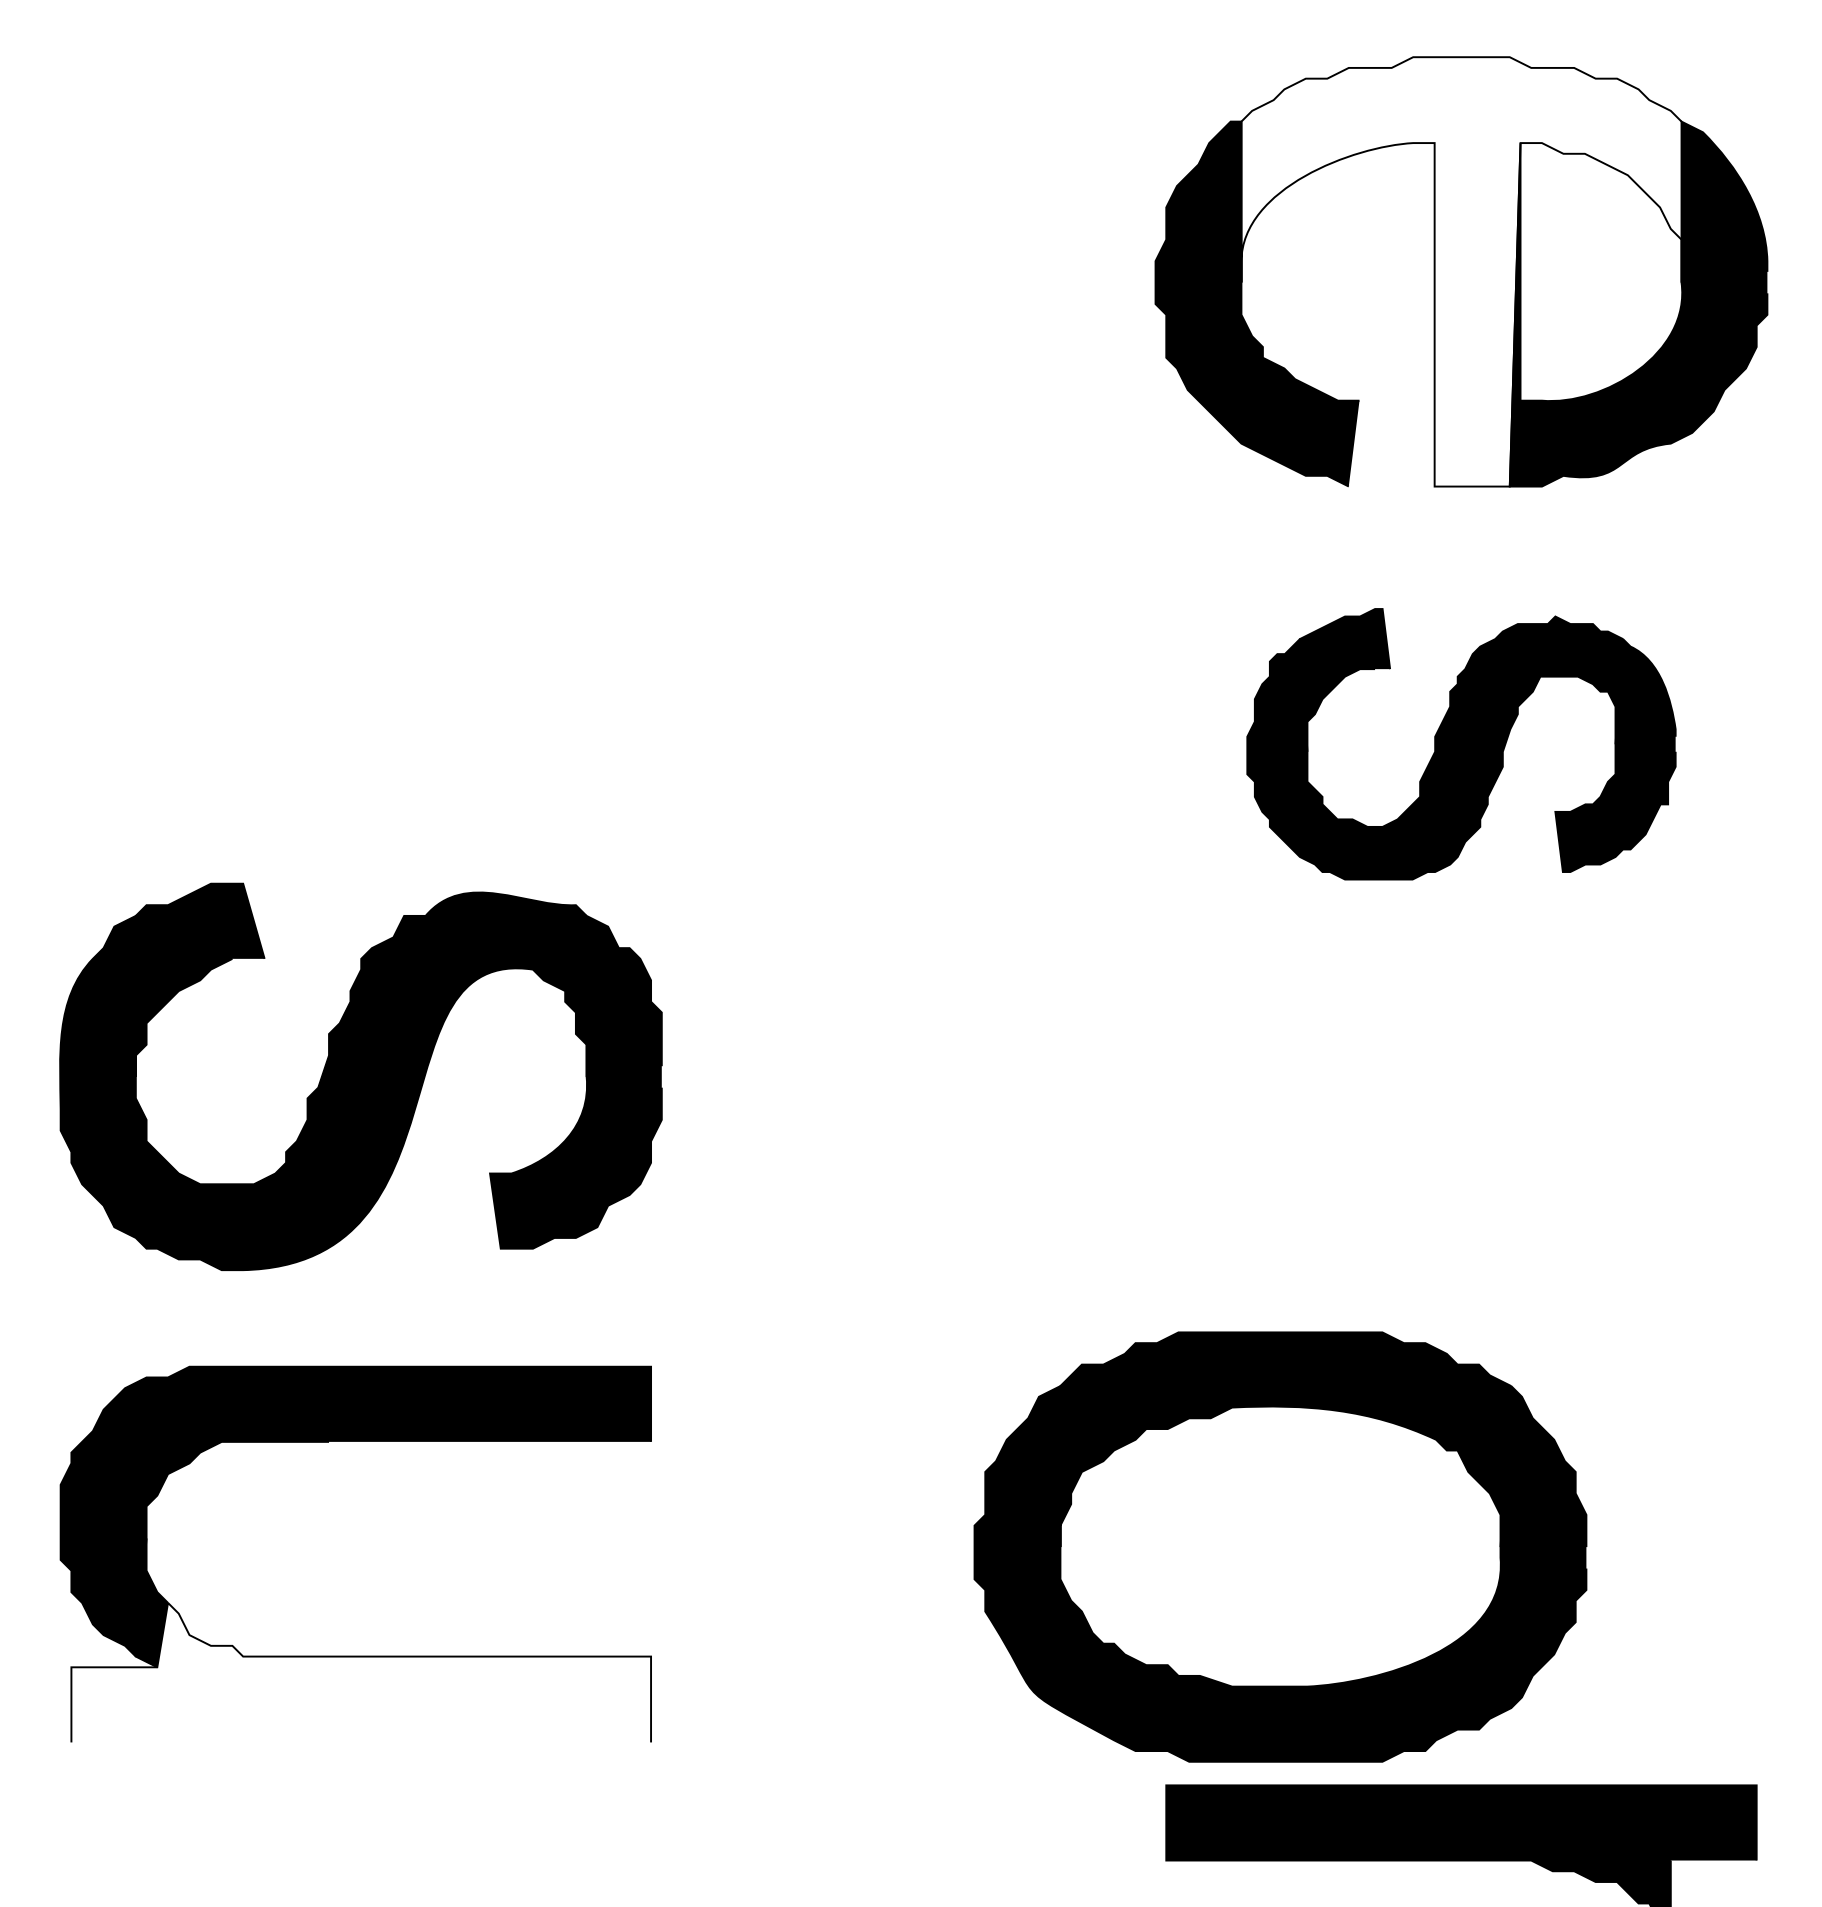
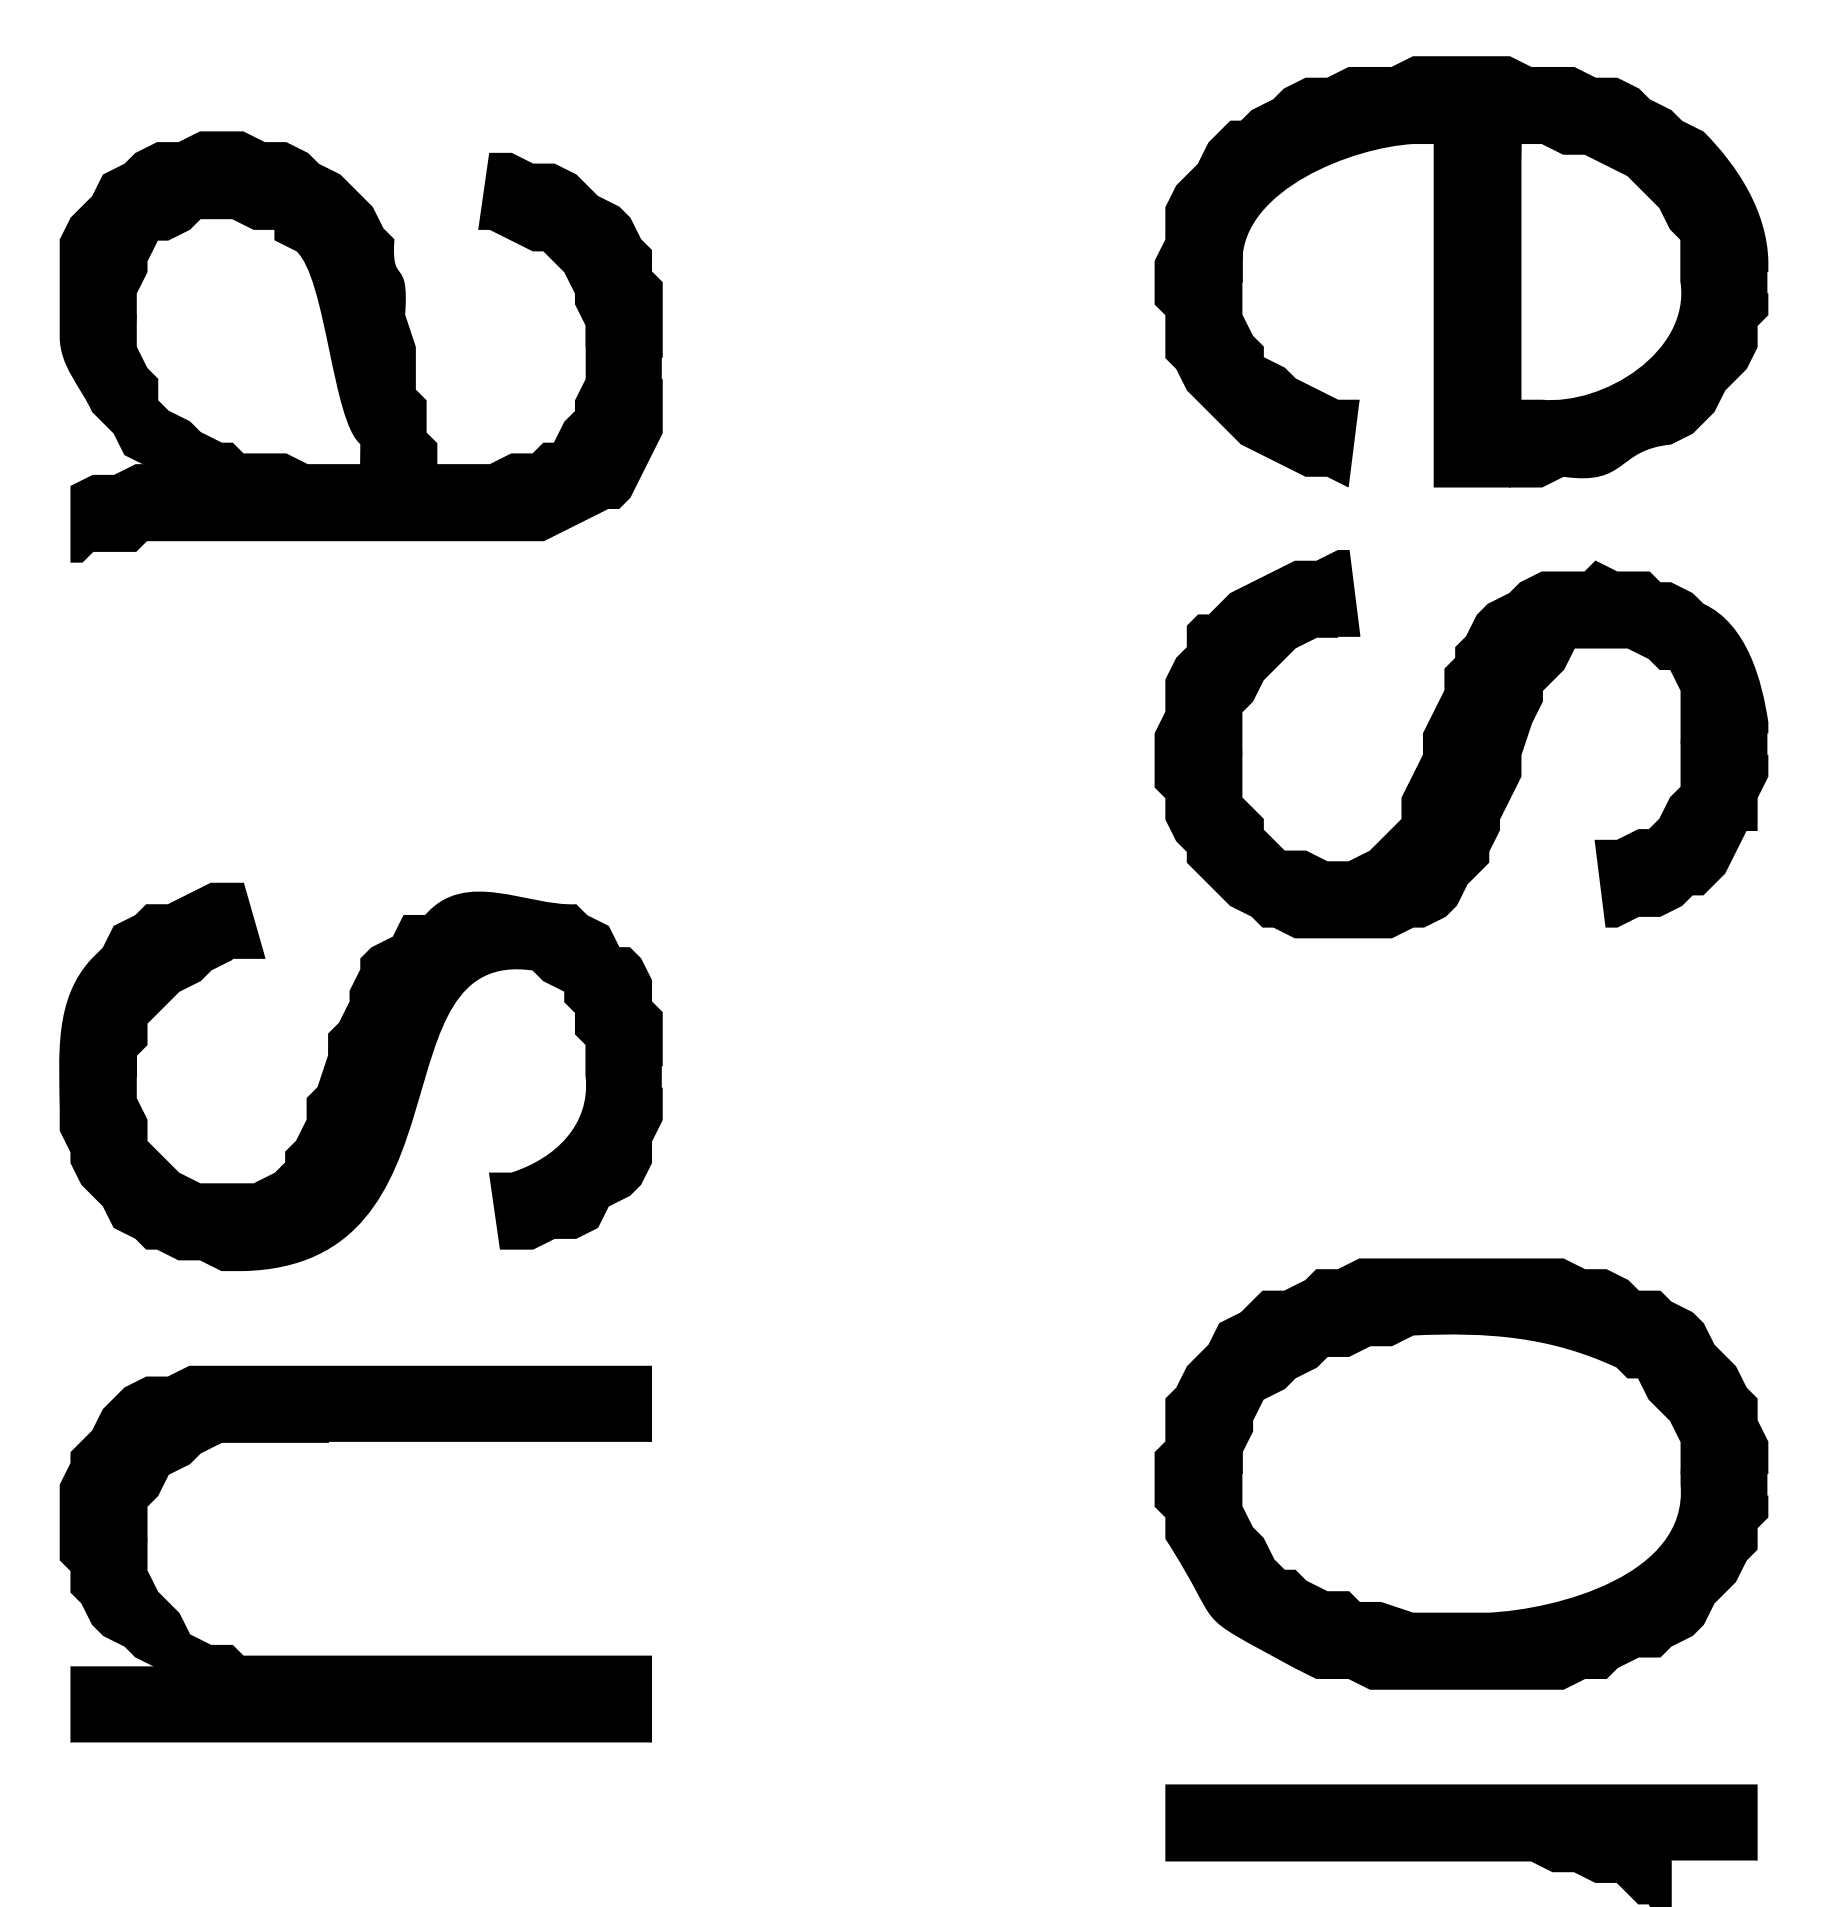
fill: none -> present (1461, 271)
part: none -> present (360, 346)
part size: 431x273 px -> 615x389 px (1461, 744)
part position: (1280, 1546) -> (1461, 1473) (1461, 1473)
fill: none -> present (361, 1672)
